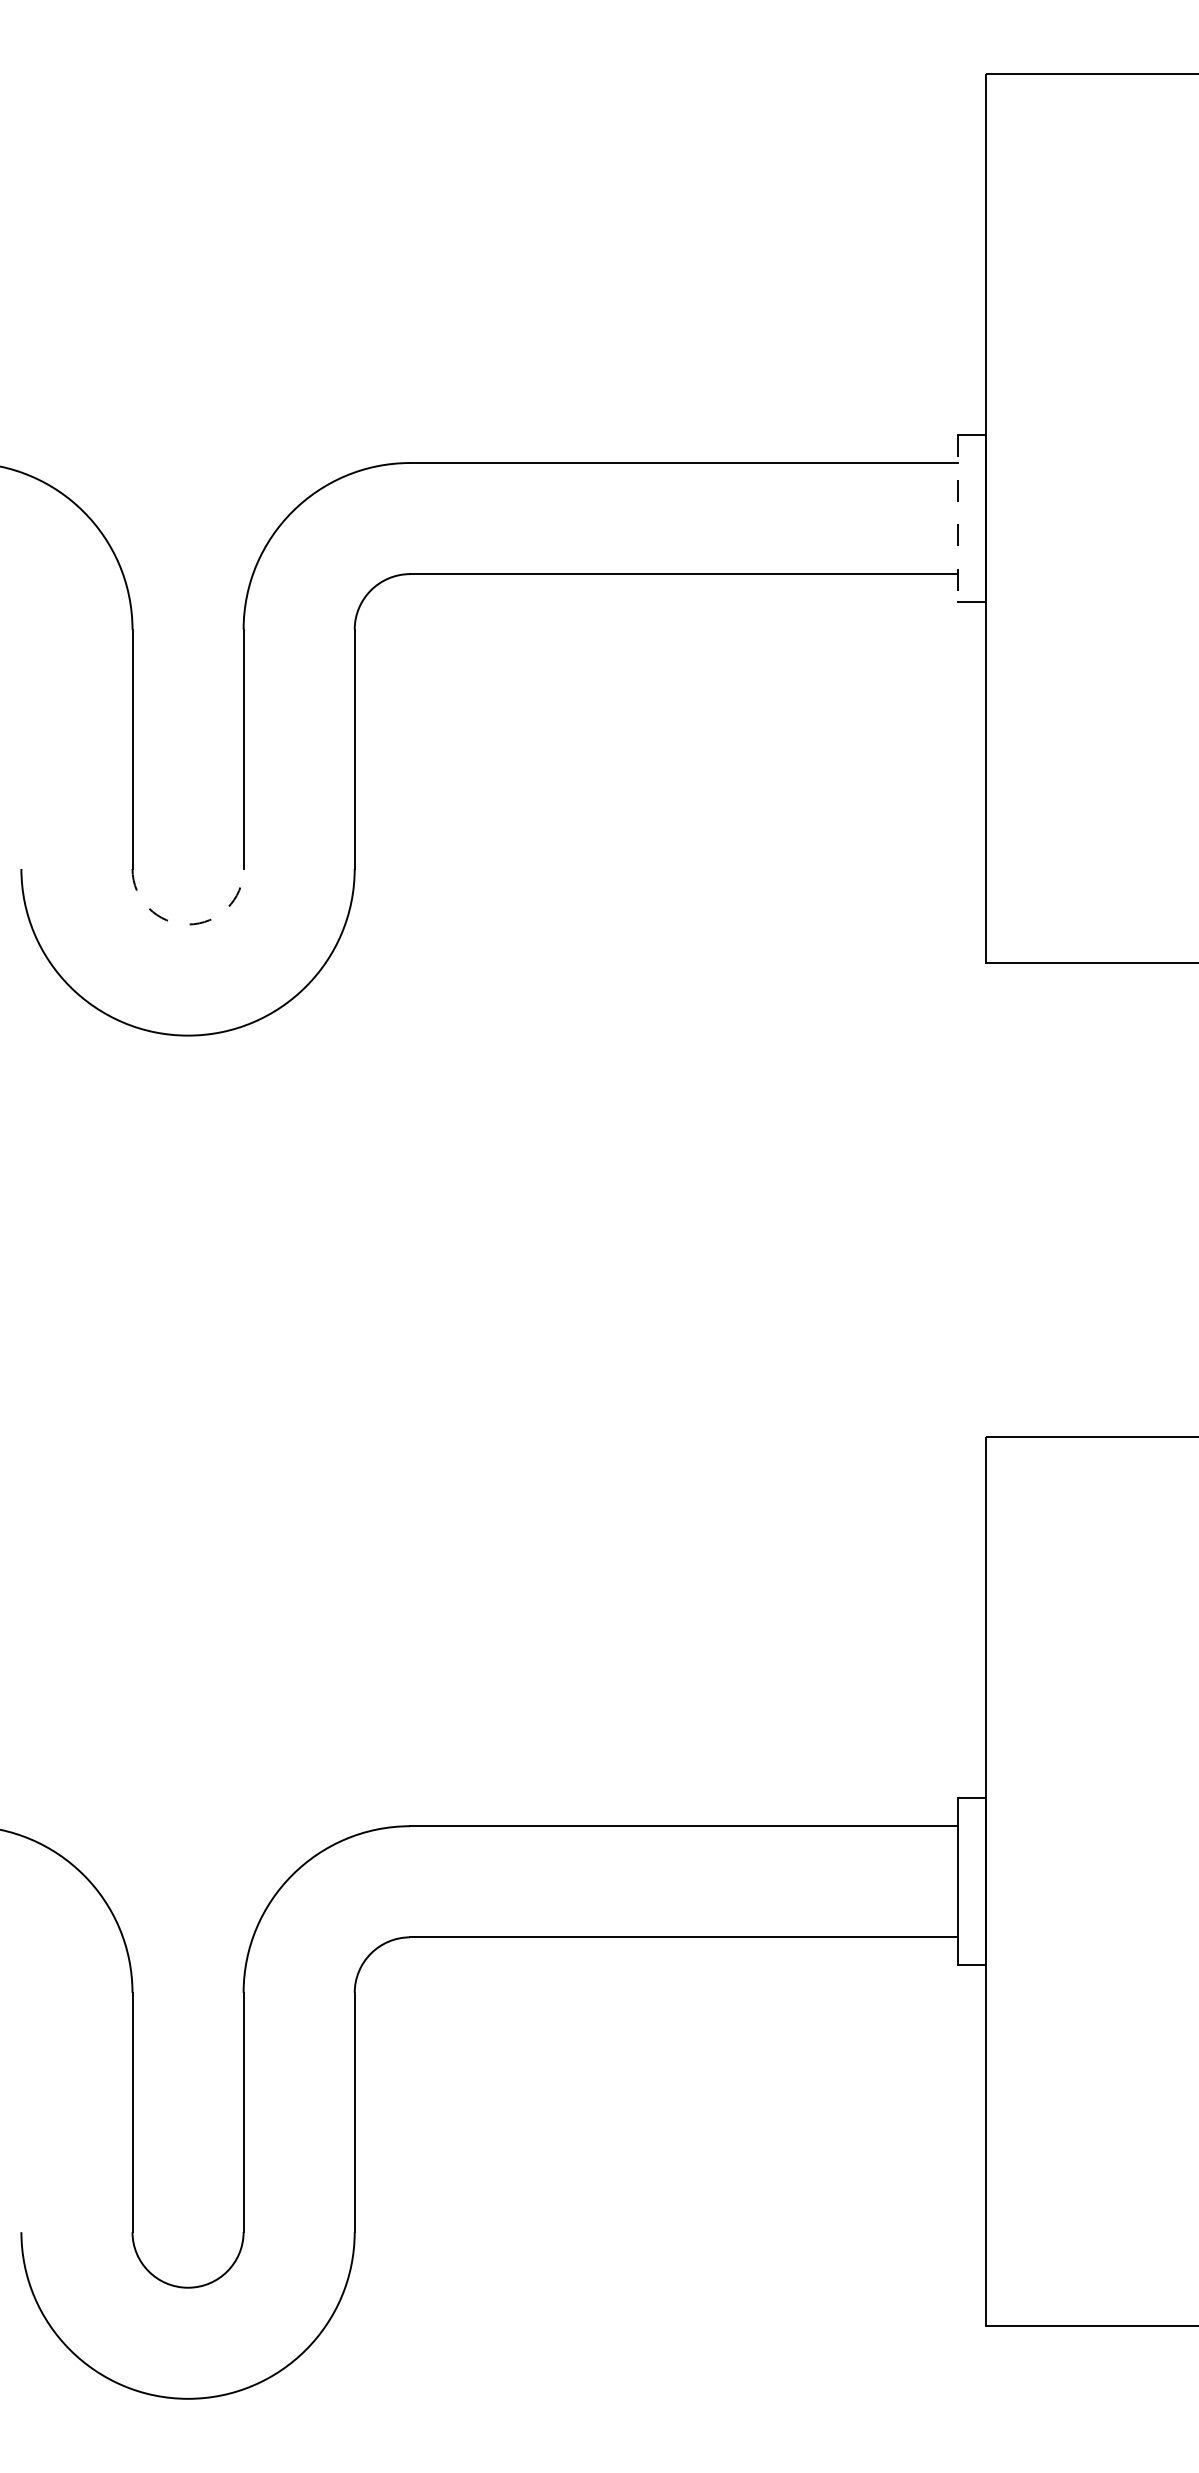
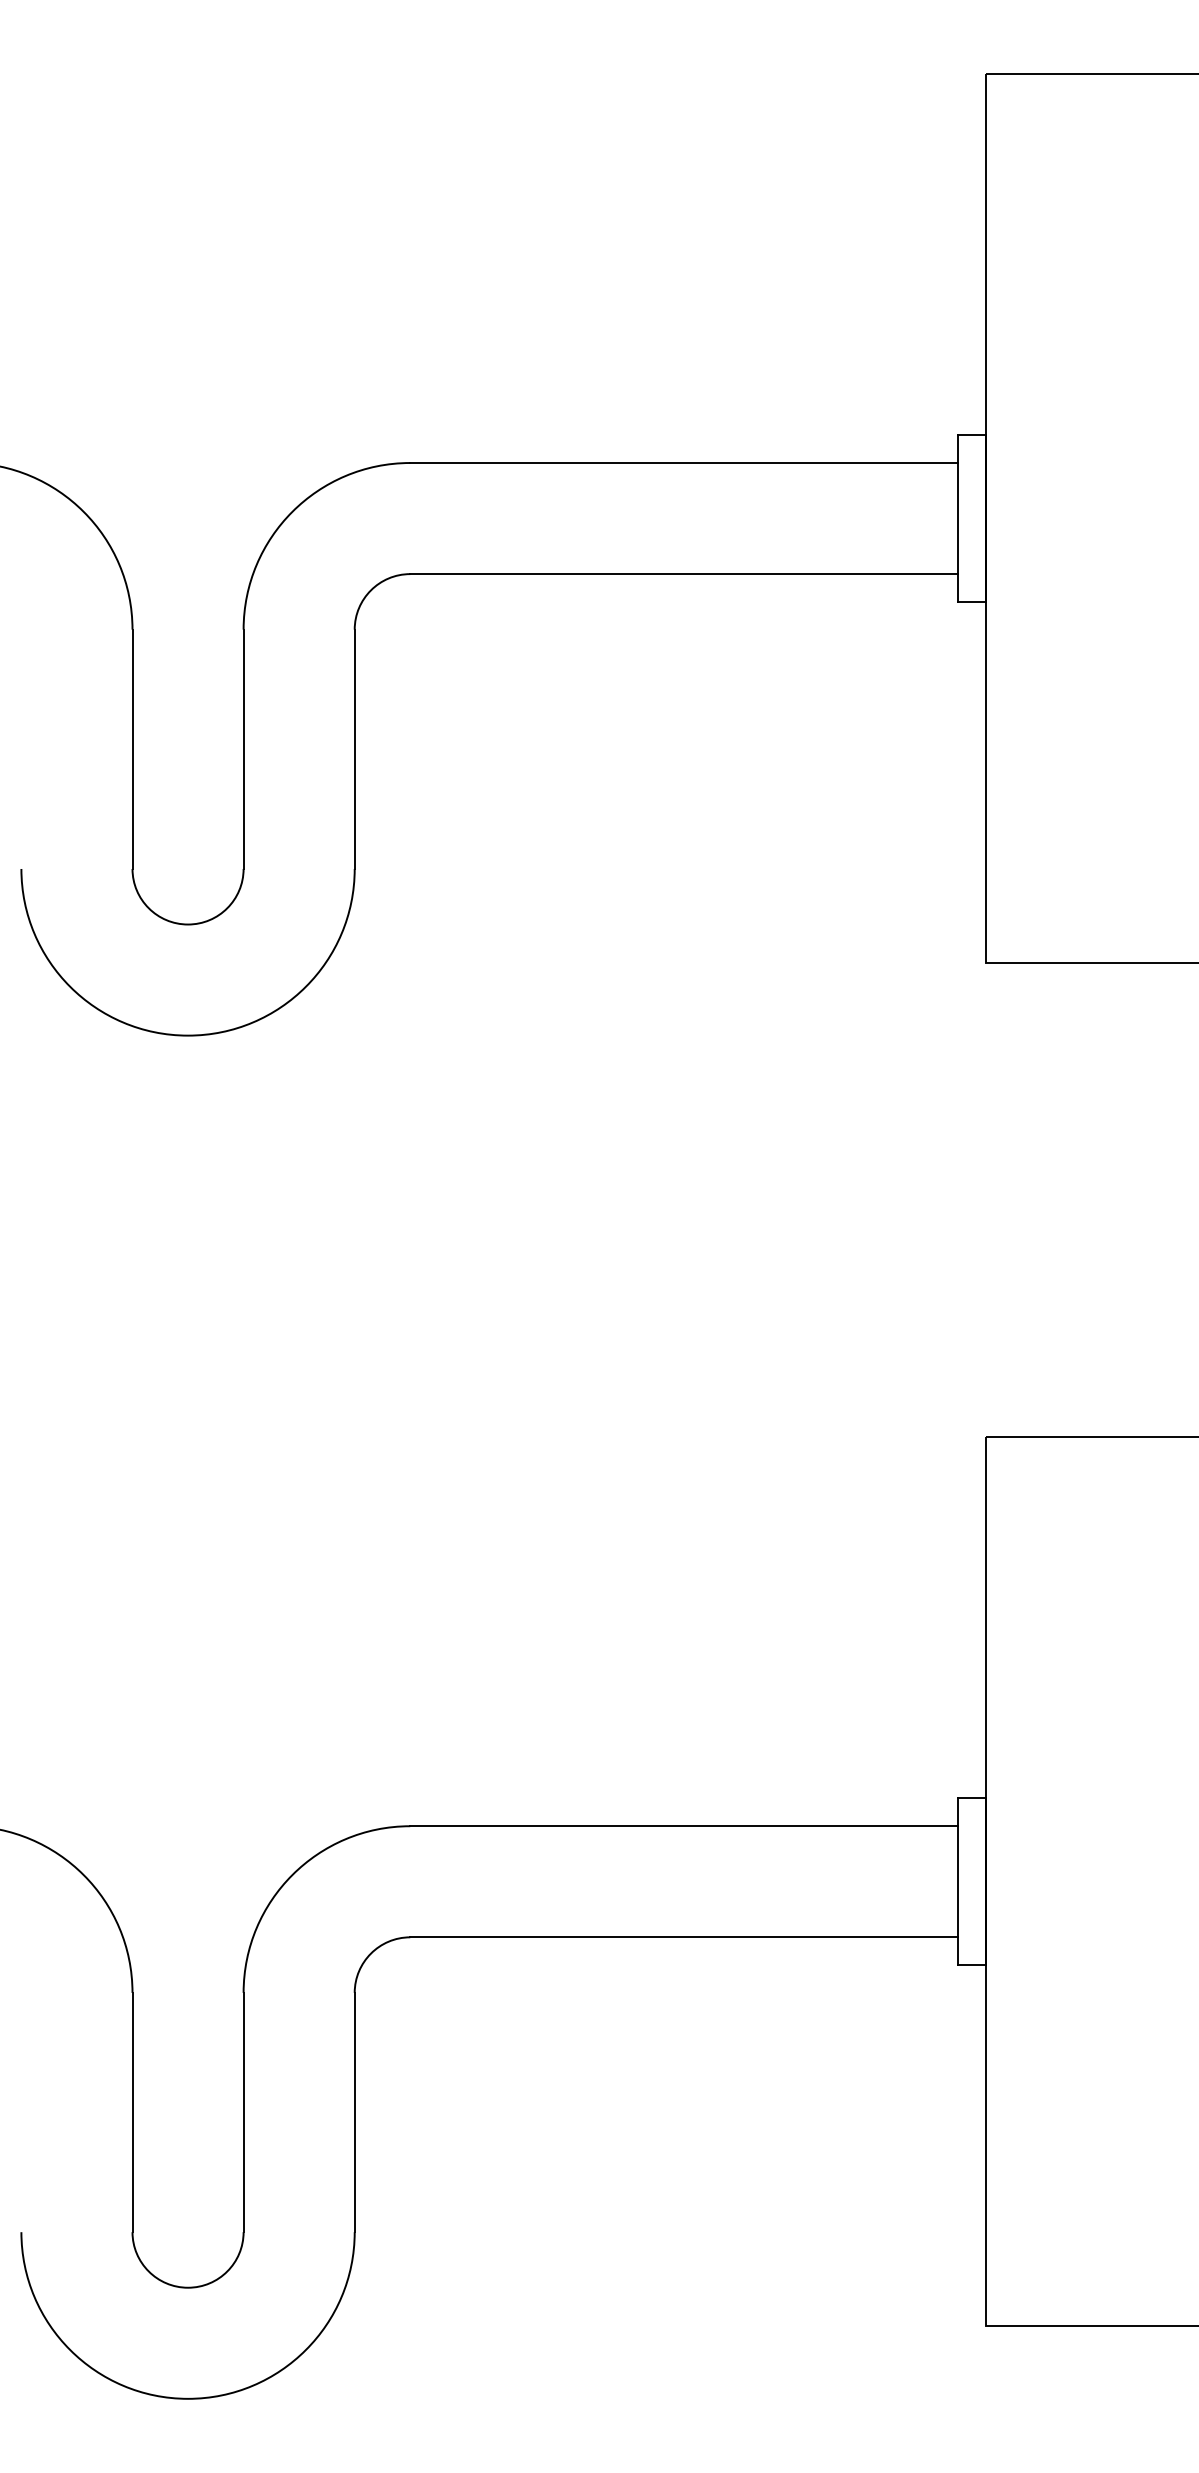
line: dashed -> solid (958, 519)
arc: dashed -> solid (188, 924)
